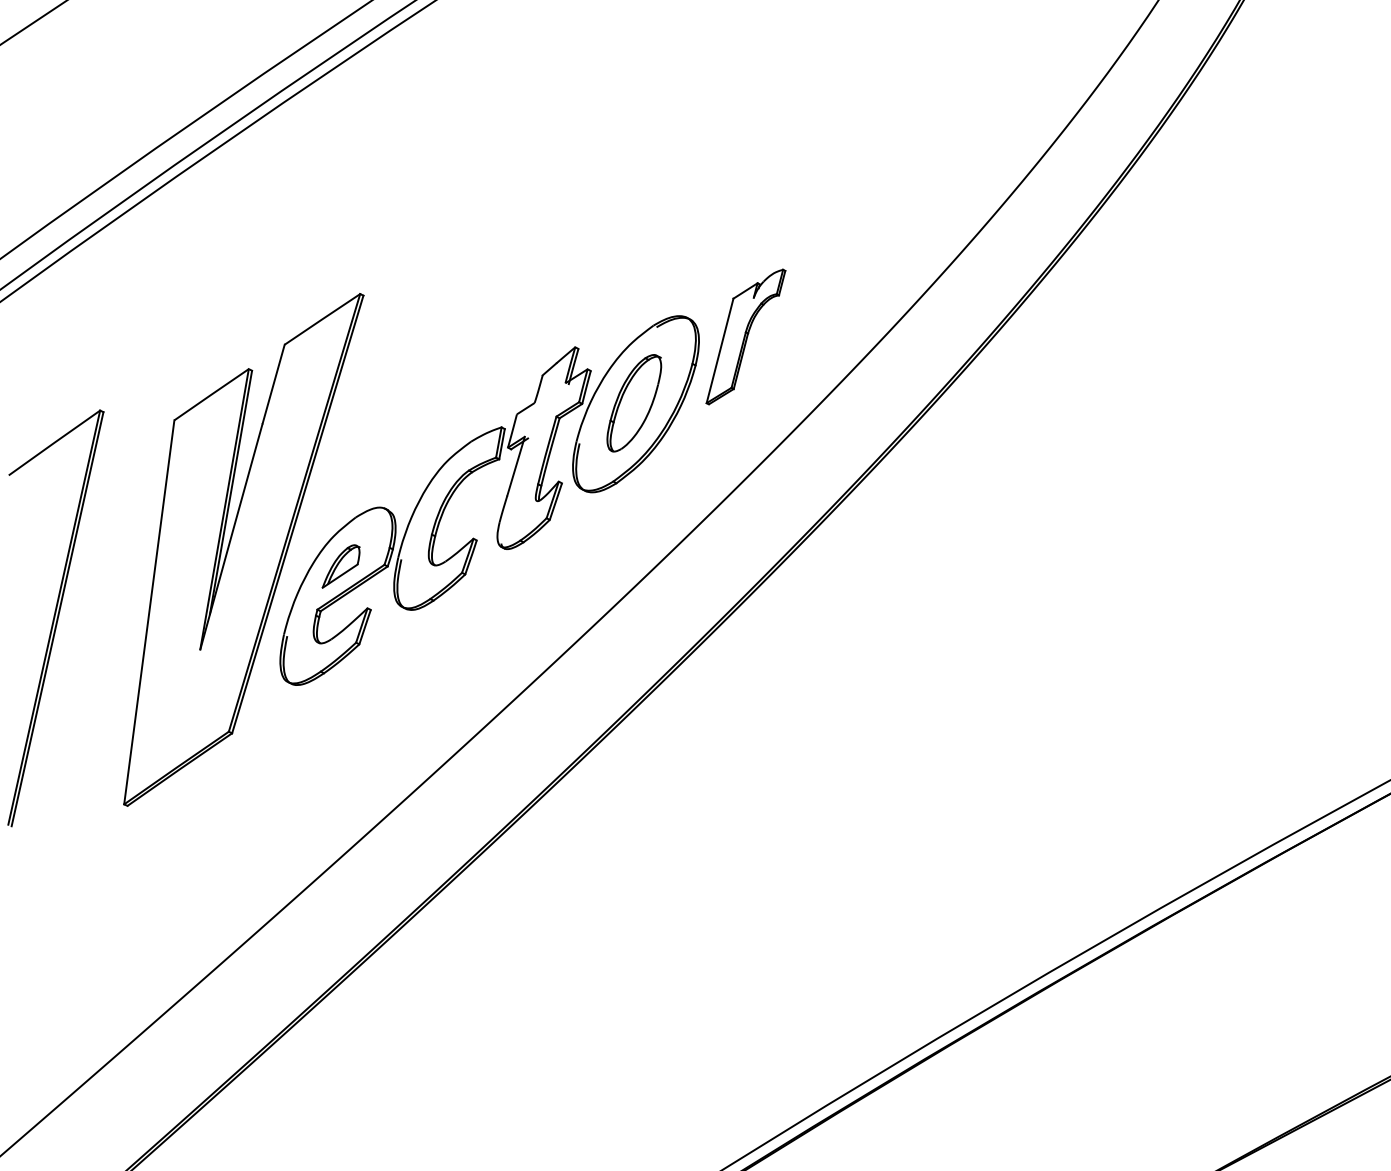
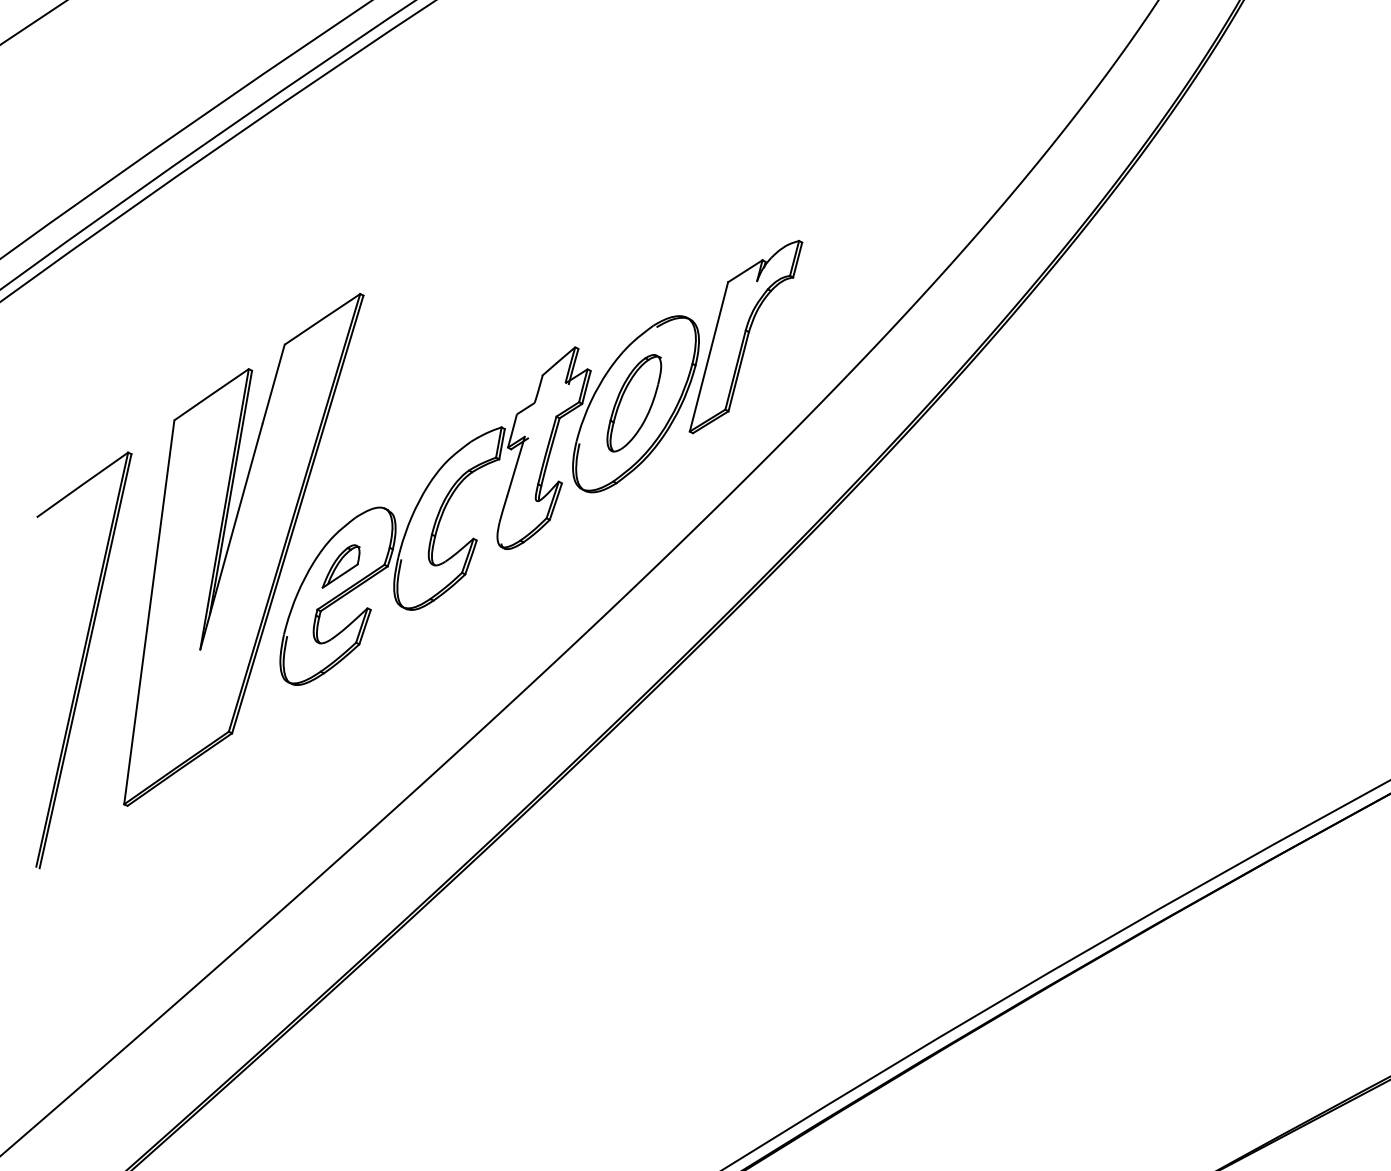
part size: 82x138 px -> 116x196 px (745, 336)
part position: (55, 618) -> (83, 660) (83, 660)
